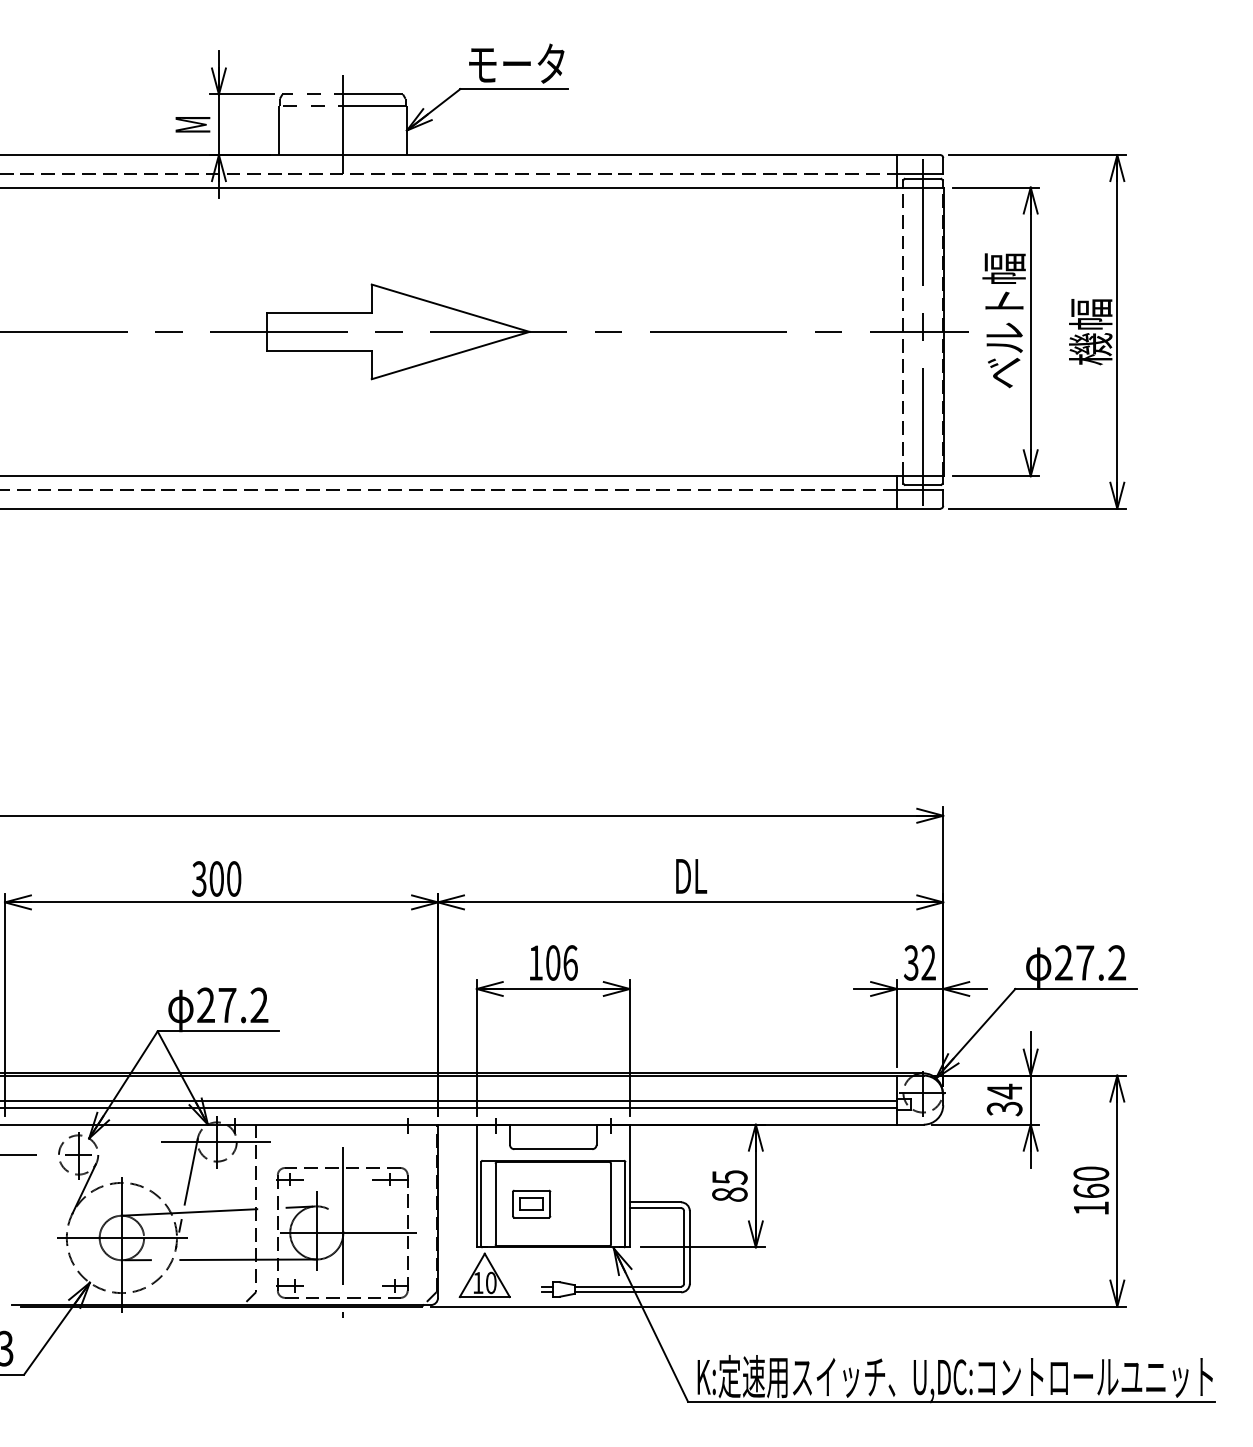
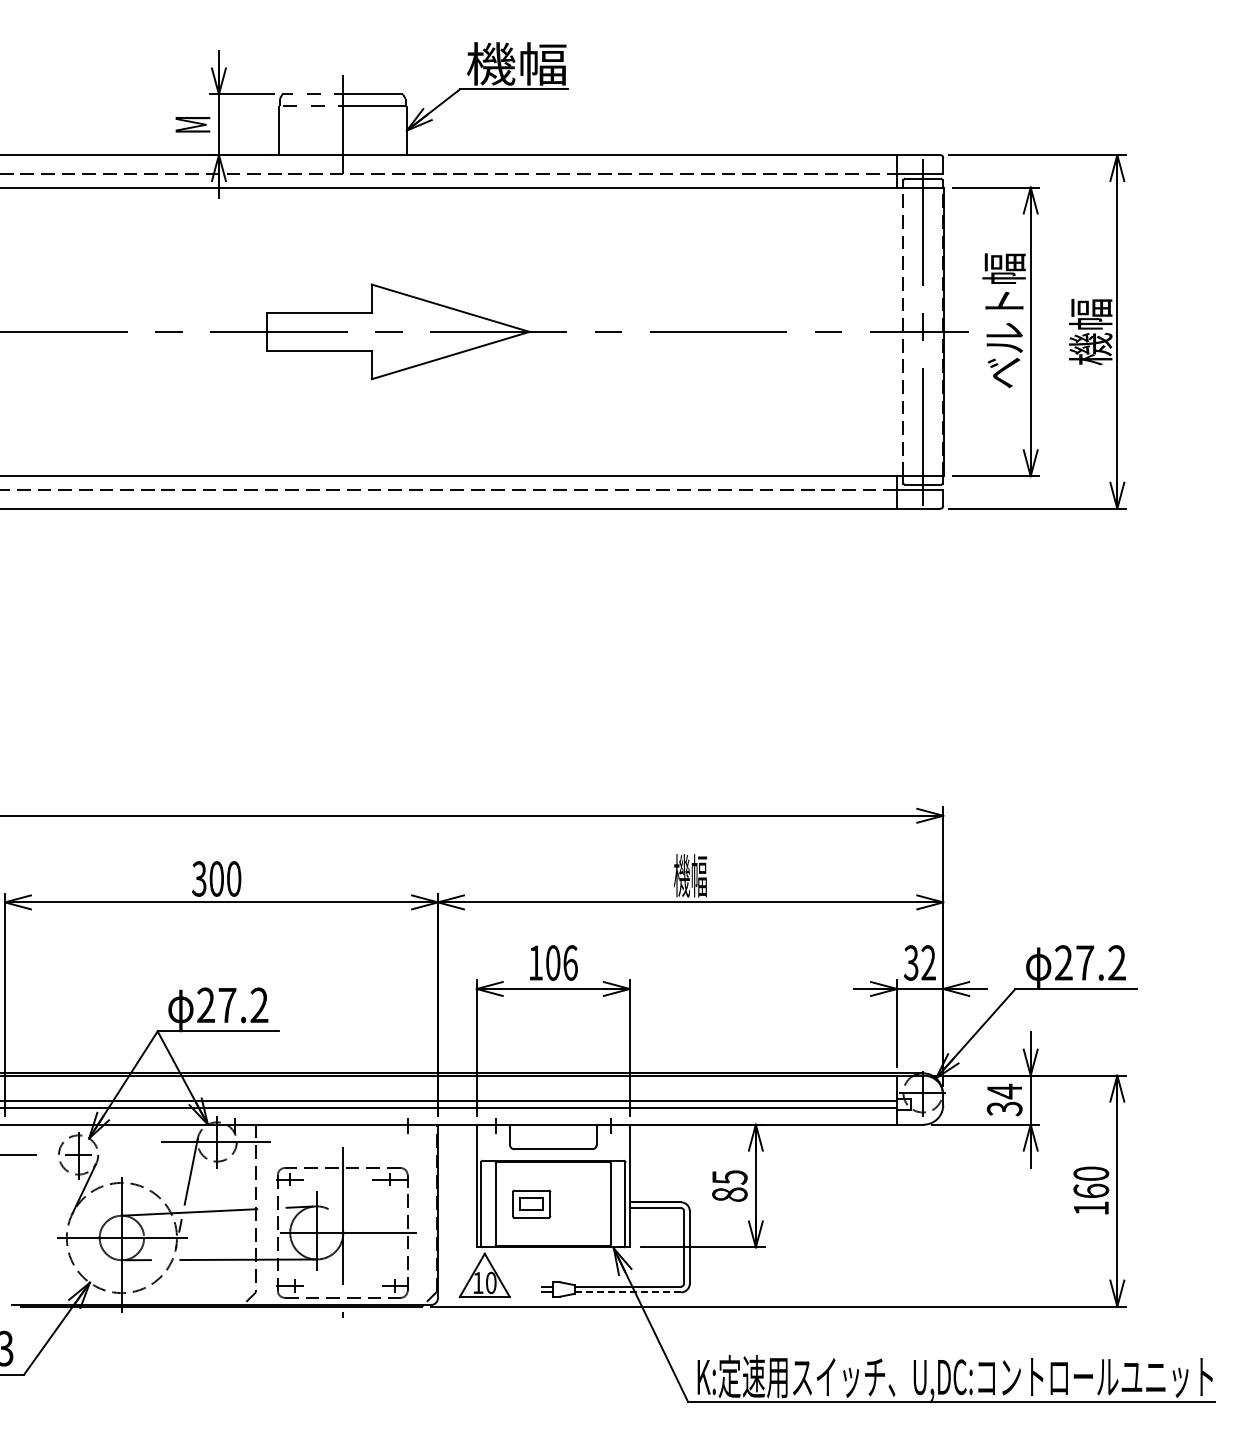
text: モータ -> 機幅 (516, 63)
text: DL -> 機幅 (690, 875)
line: solid -> dashed (627, 1292)
